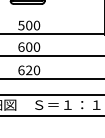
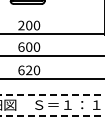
text: 500 -> 200 (21, 25)
line: solid -> dashed (52, 94)
line: solid -> dashed (52, 116)
